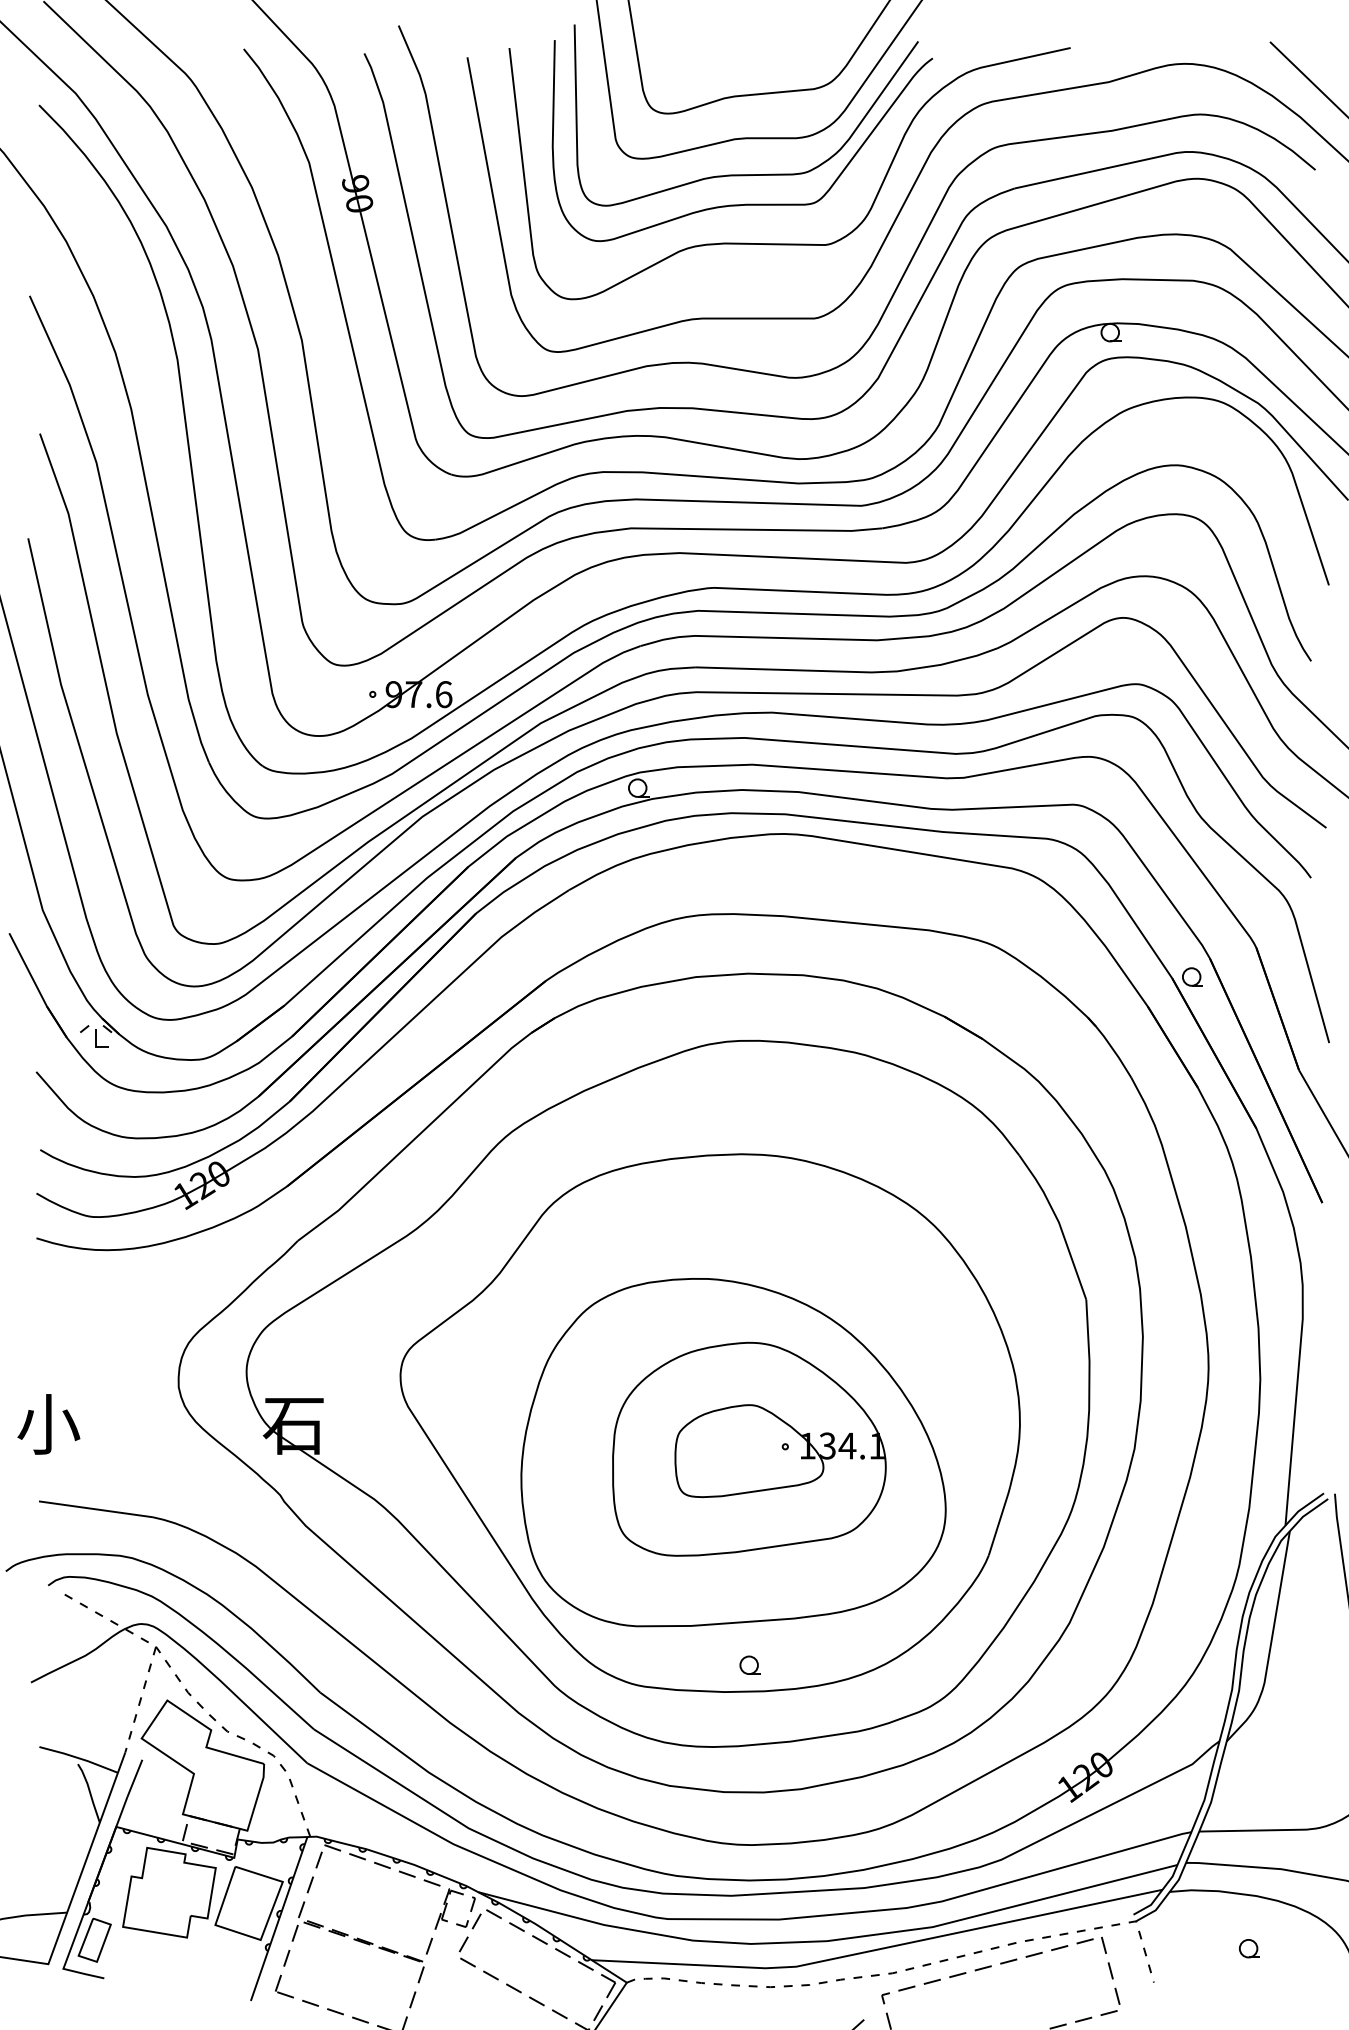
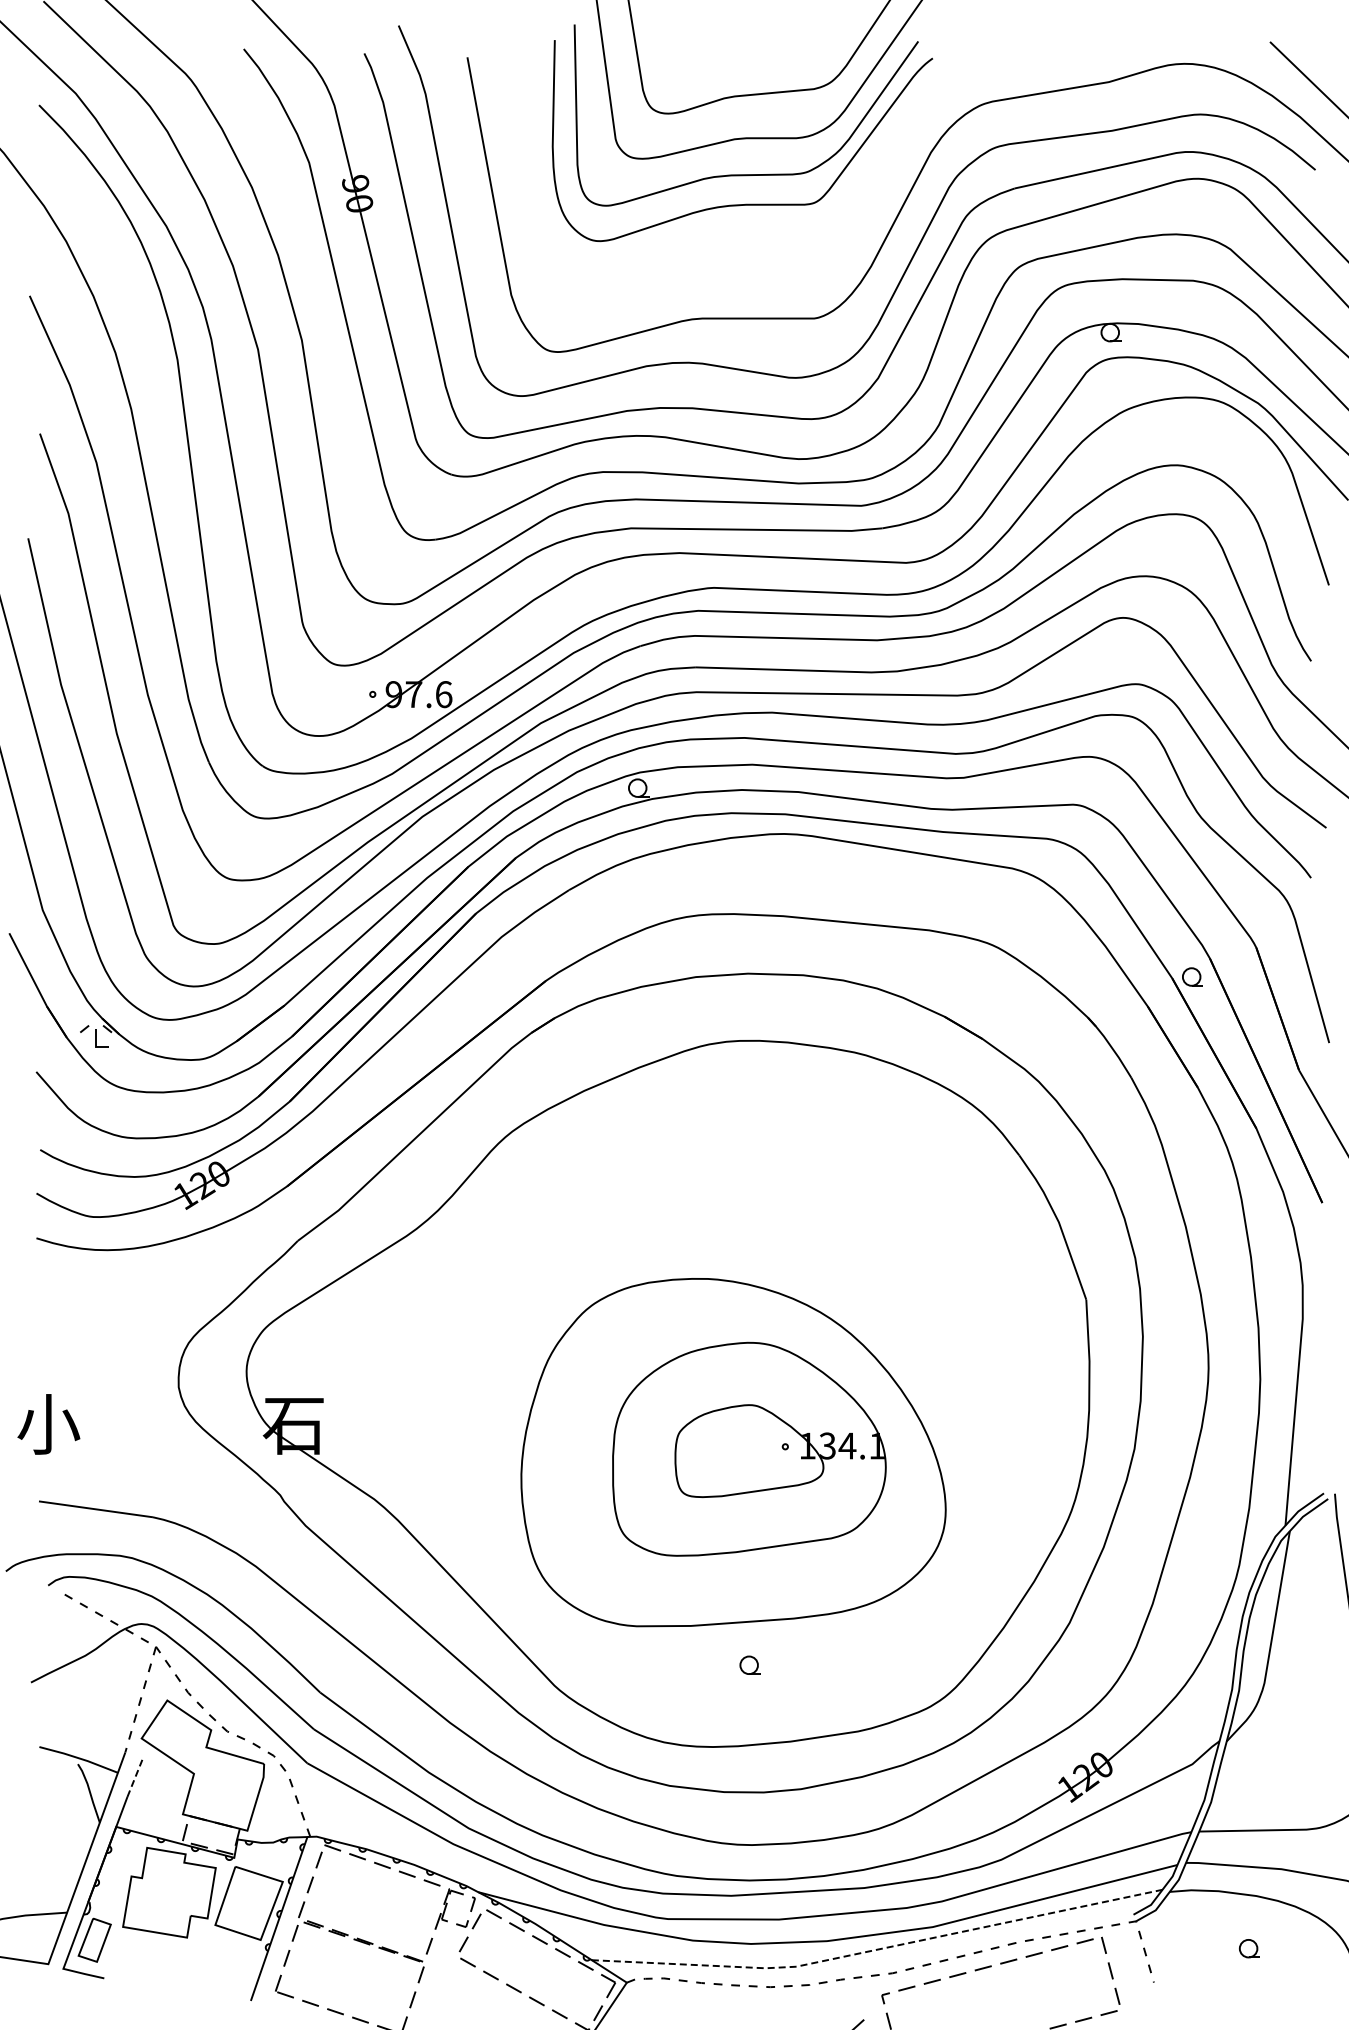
curve: present -> none (789, 243)
part: present -> none (709, 1422)
line: solid -> dashed (135, 1777)
line: solid -> dashed (878, 1949)
